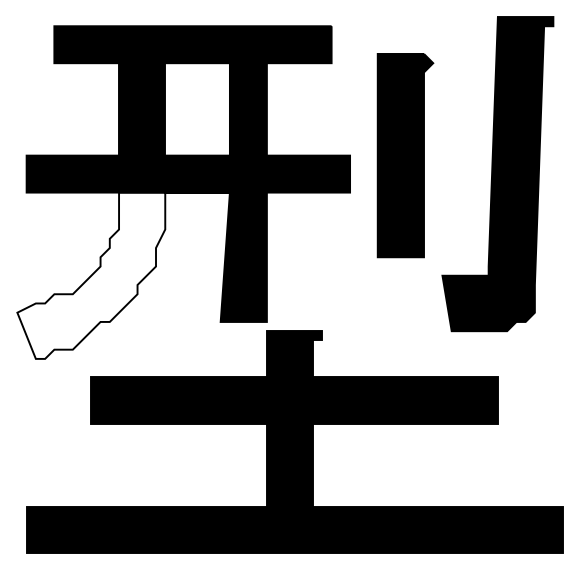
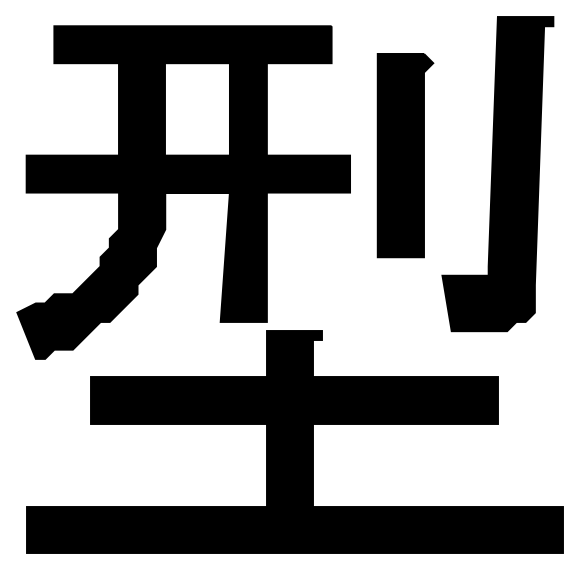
fill: none -> present (123, 275)
